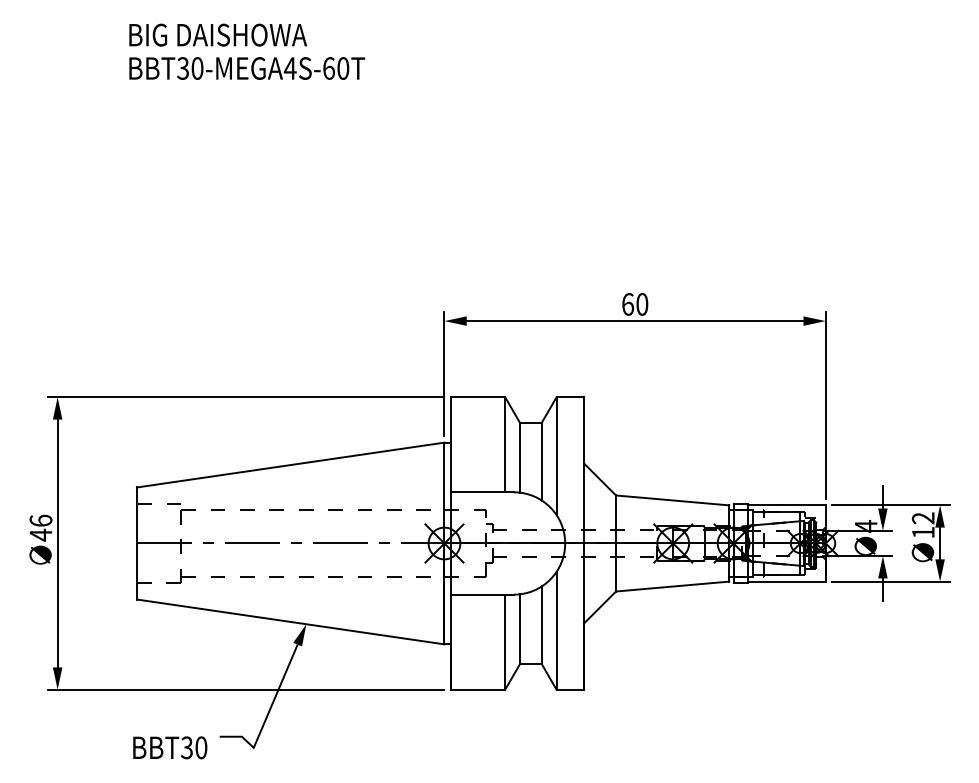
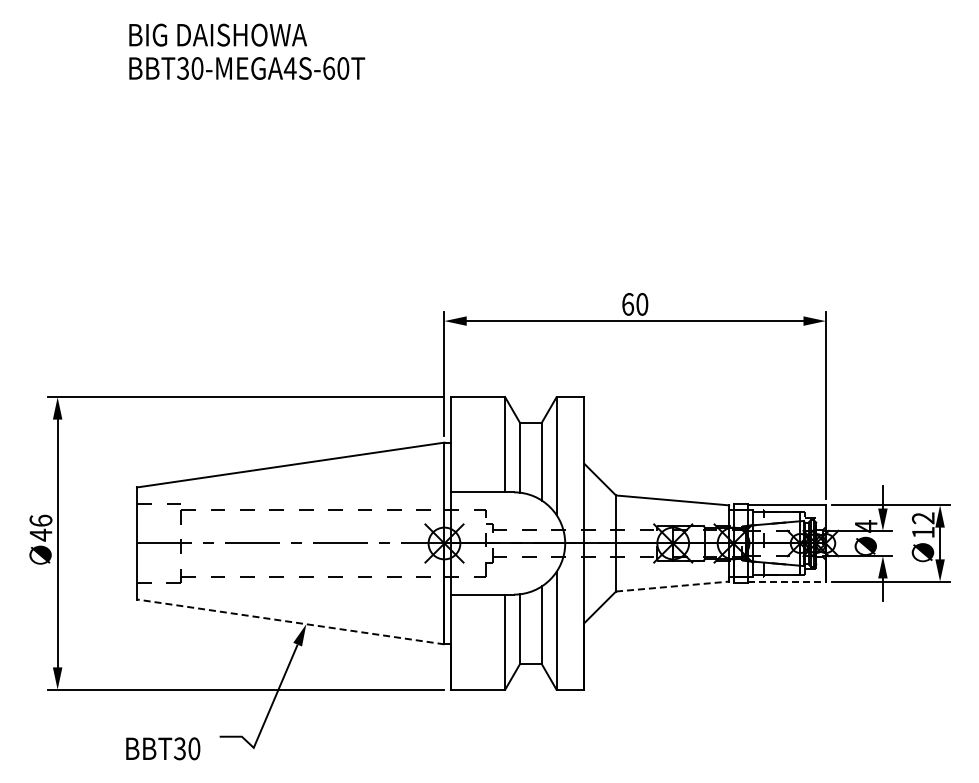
line: solid -> dashed (786, 581)
line: solid -> dashed (672, 586)
line: solid -> dashed (290, 621)
text position: (170, 747) -> (163, 748) (163, 748)
